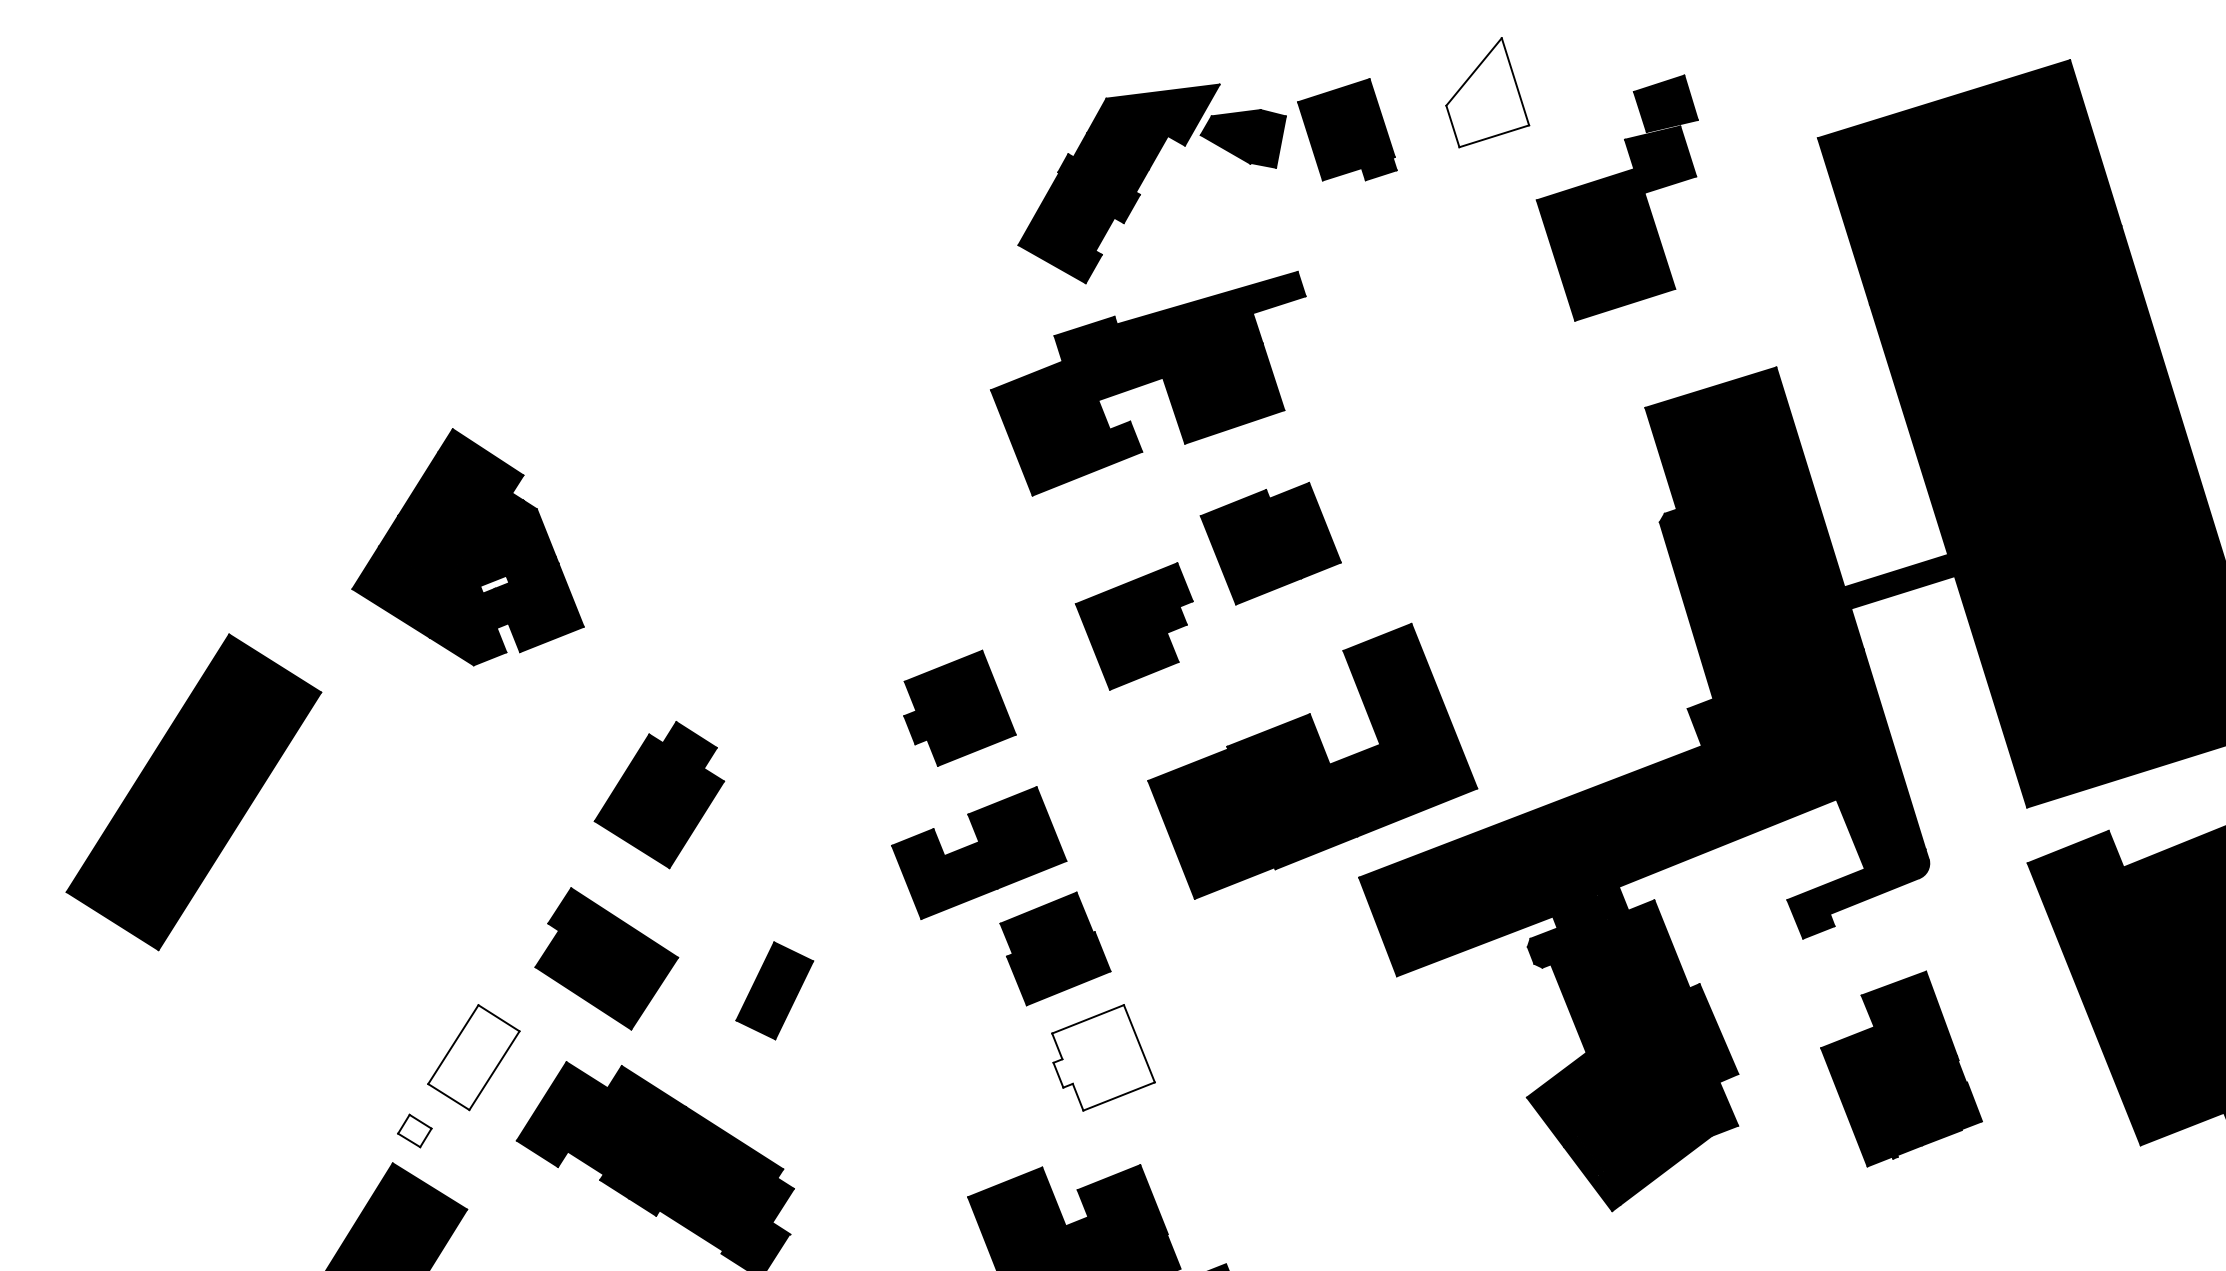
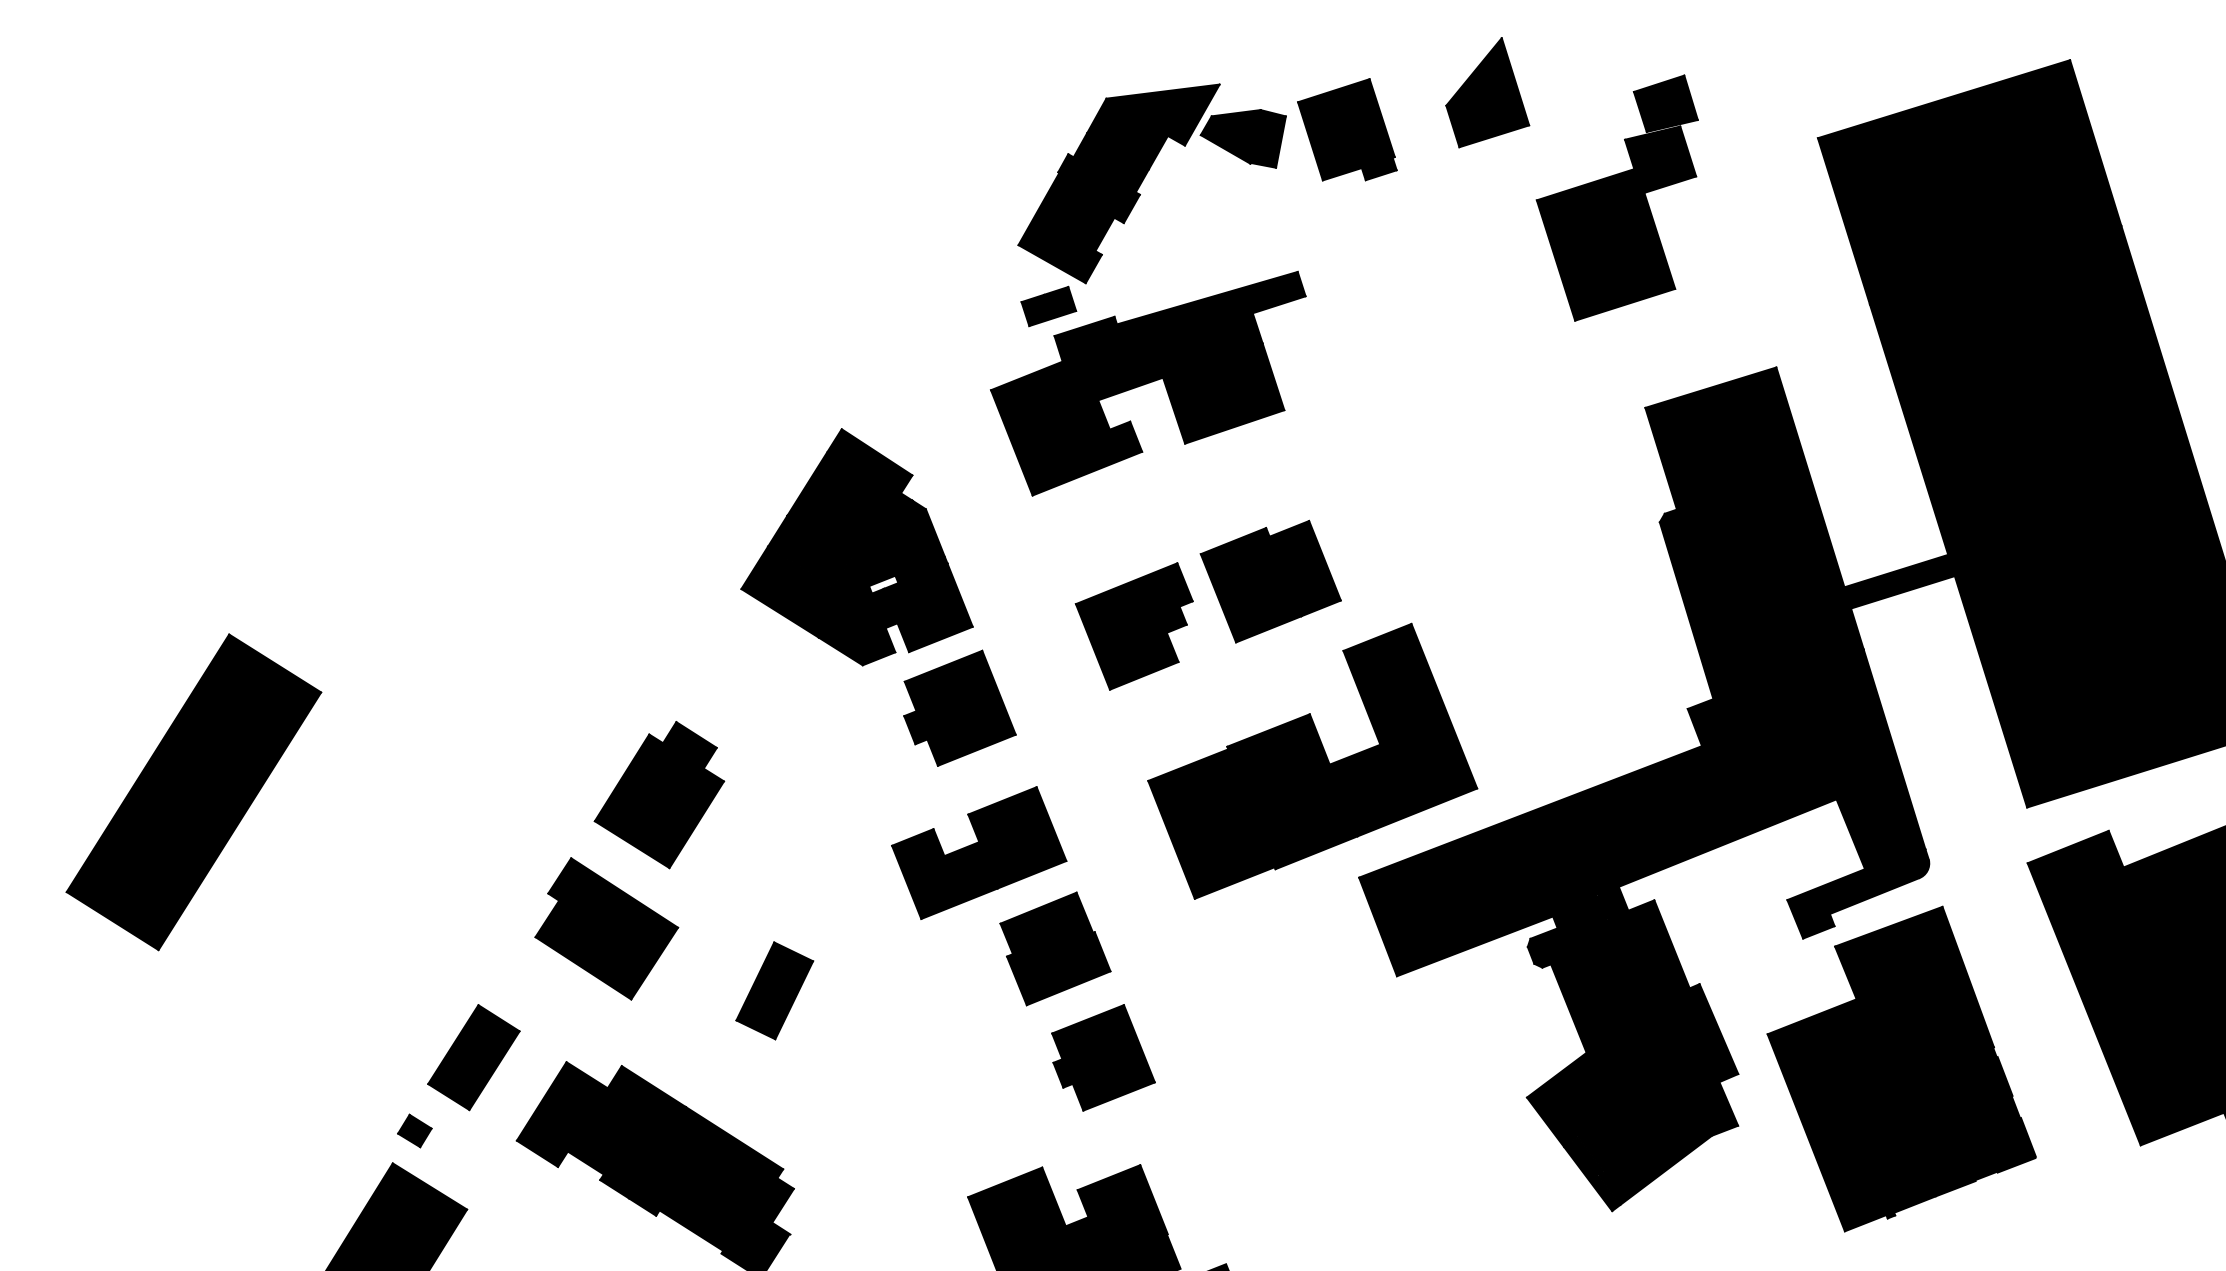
fill: none -> present (1487, 92)
part: none -> present (1048, 306)
part position: (1270, 543) -> (1270, 581) (1270, 581)
part position: (467, 547) -> (856, 547) (856, 547)
part position: (606, 958) -> (606, 928) (606, 928)
fill: none -> present (473, 1057)
fill: none -> present (1103, 1057)
part size: 163x198 px -> 271x328 px (1901, 1068)
fill: none -> present (414, 1130)
